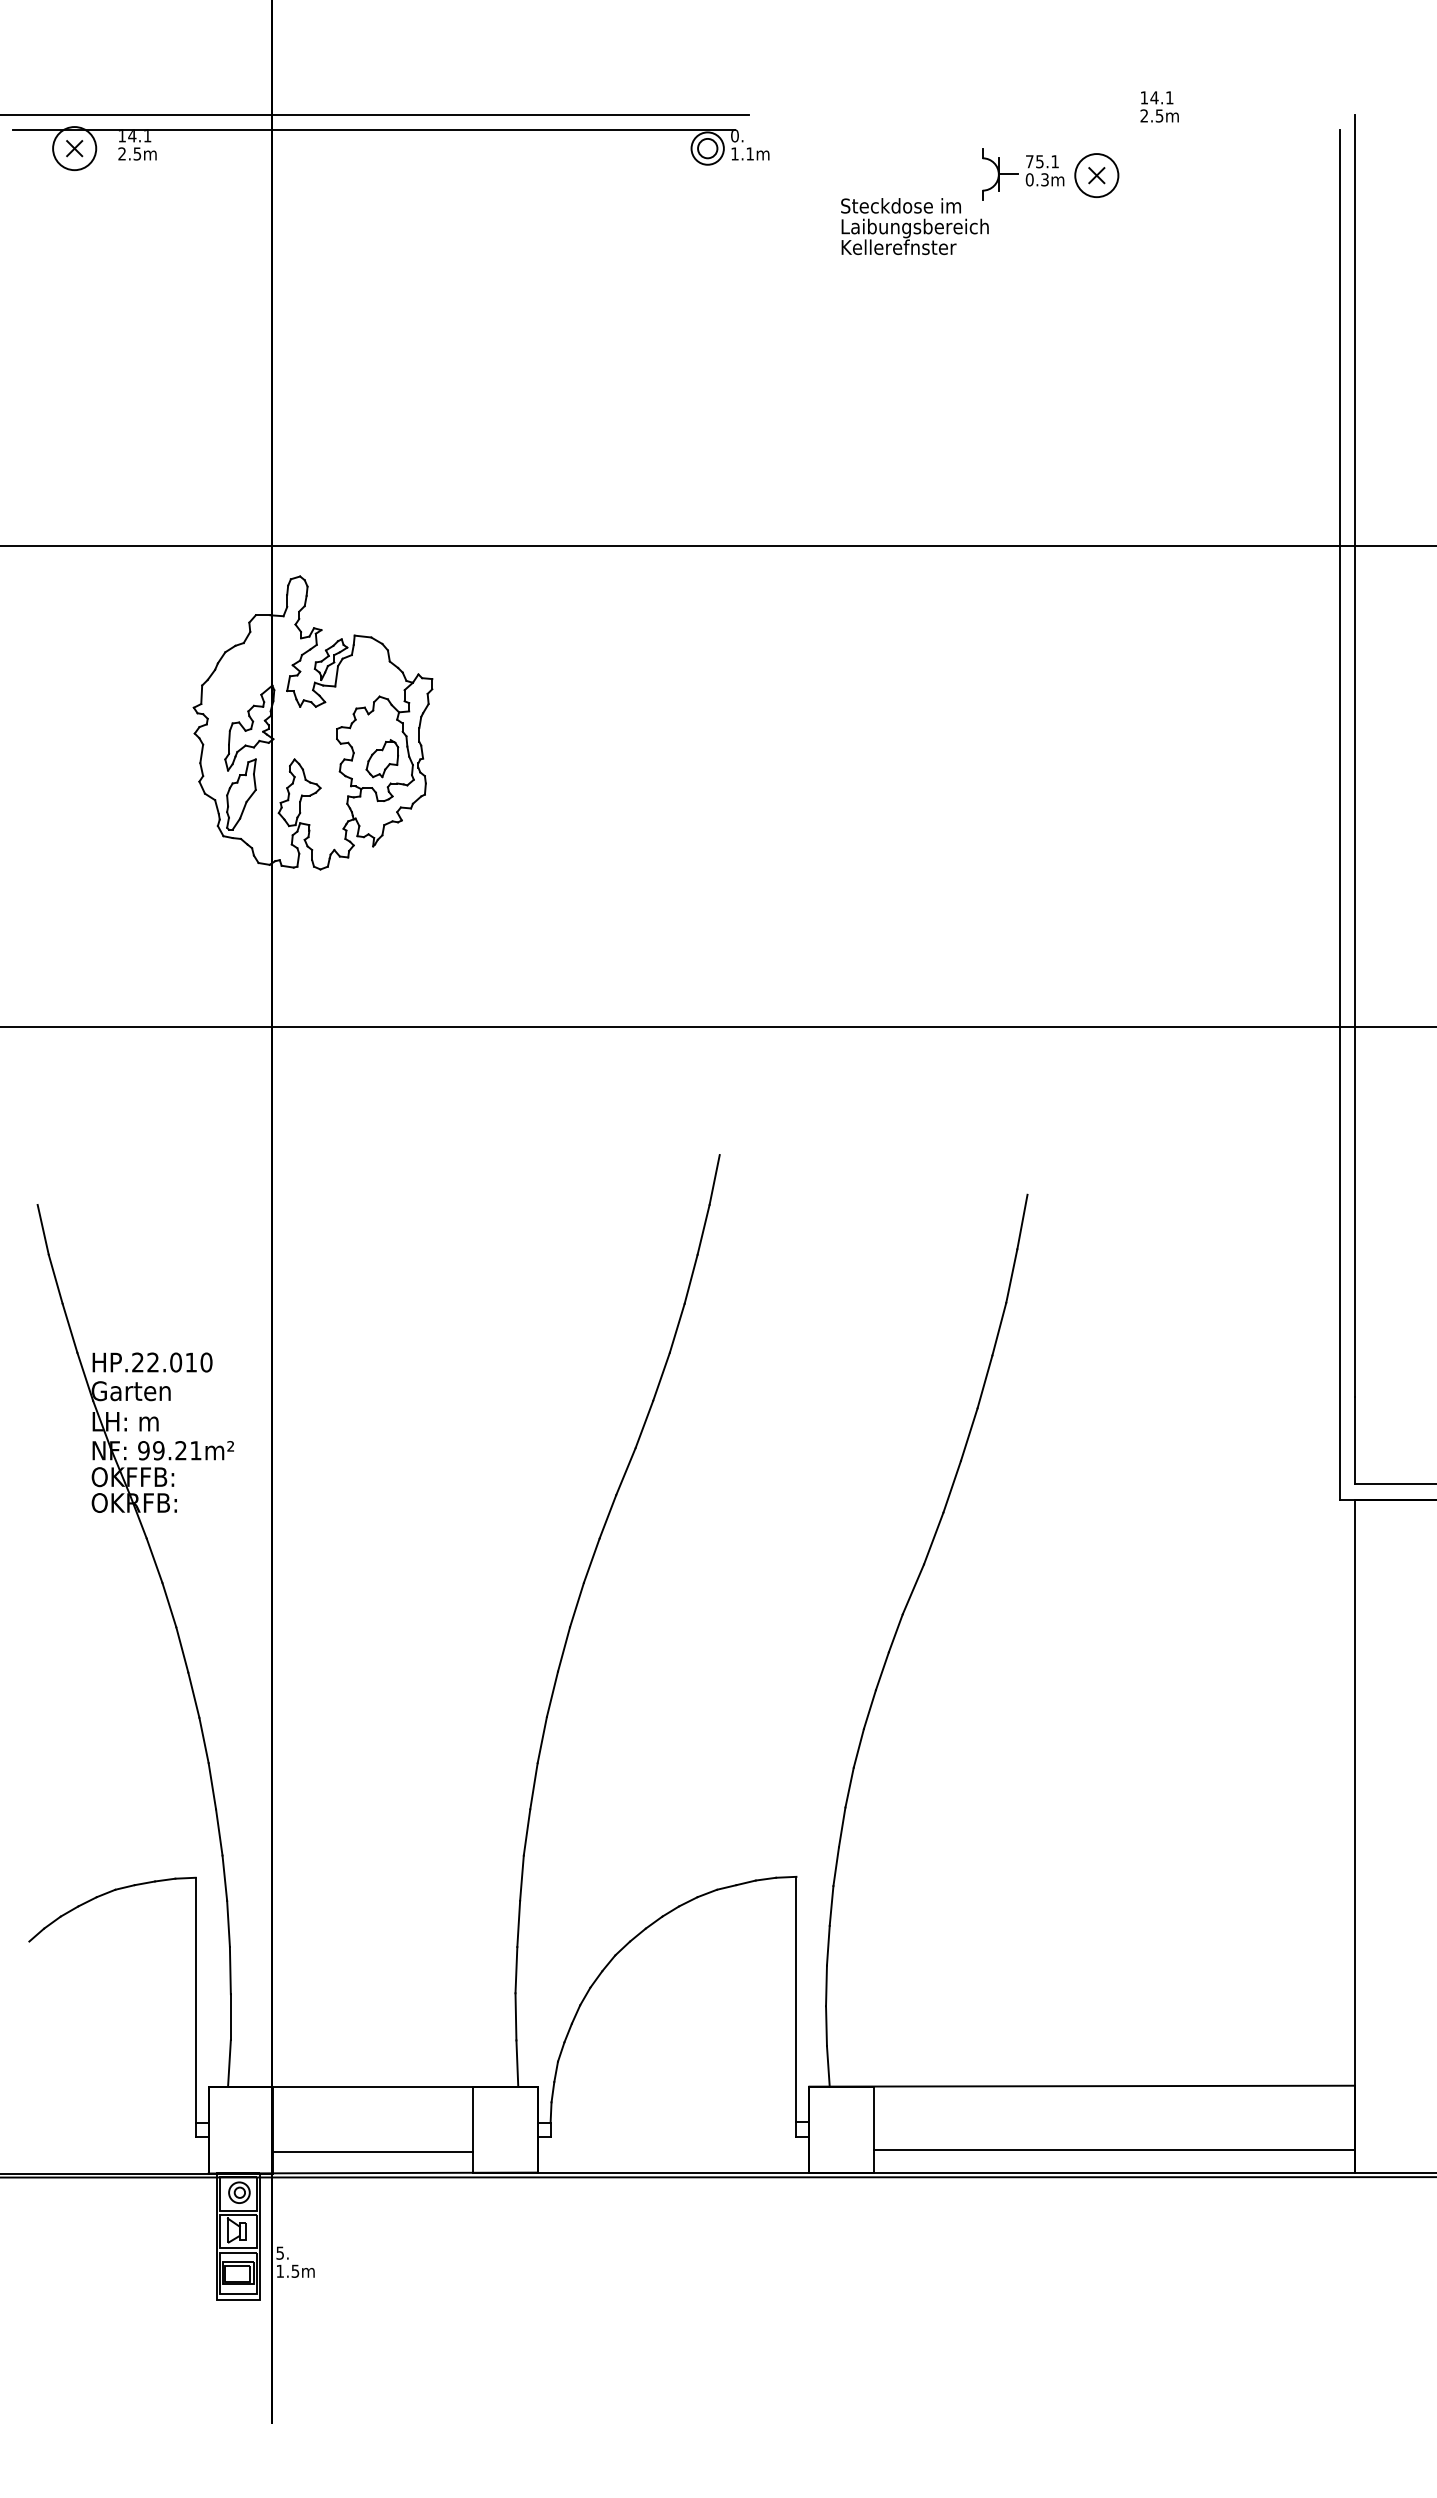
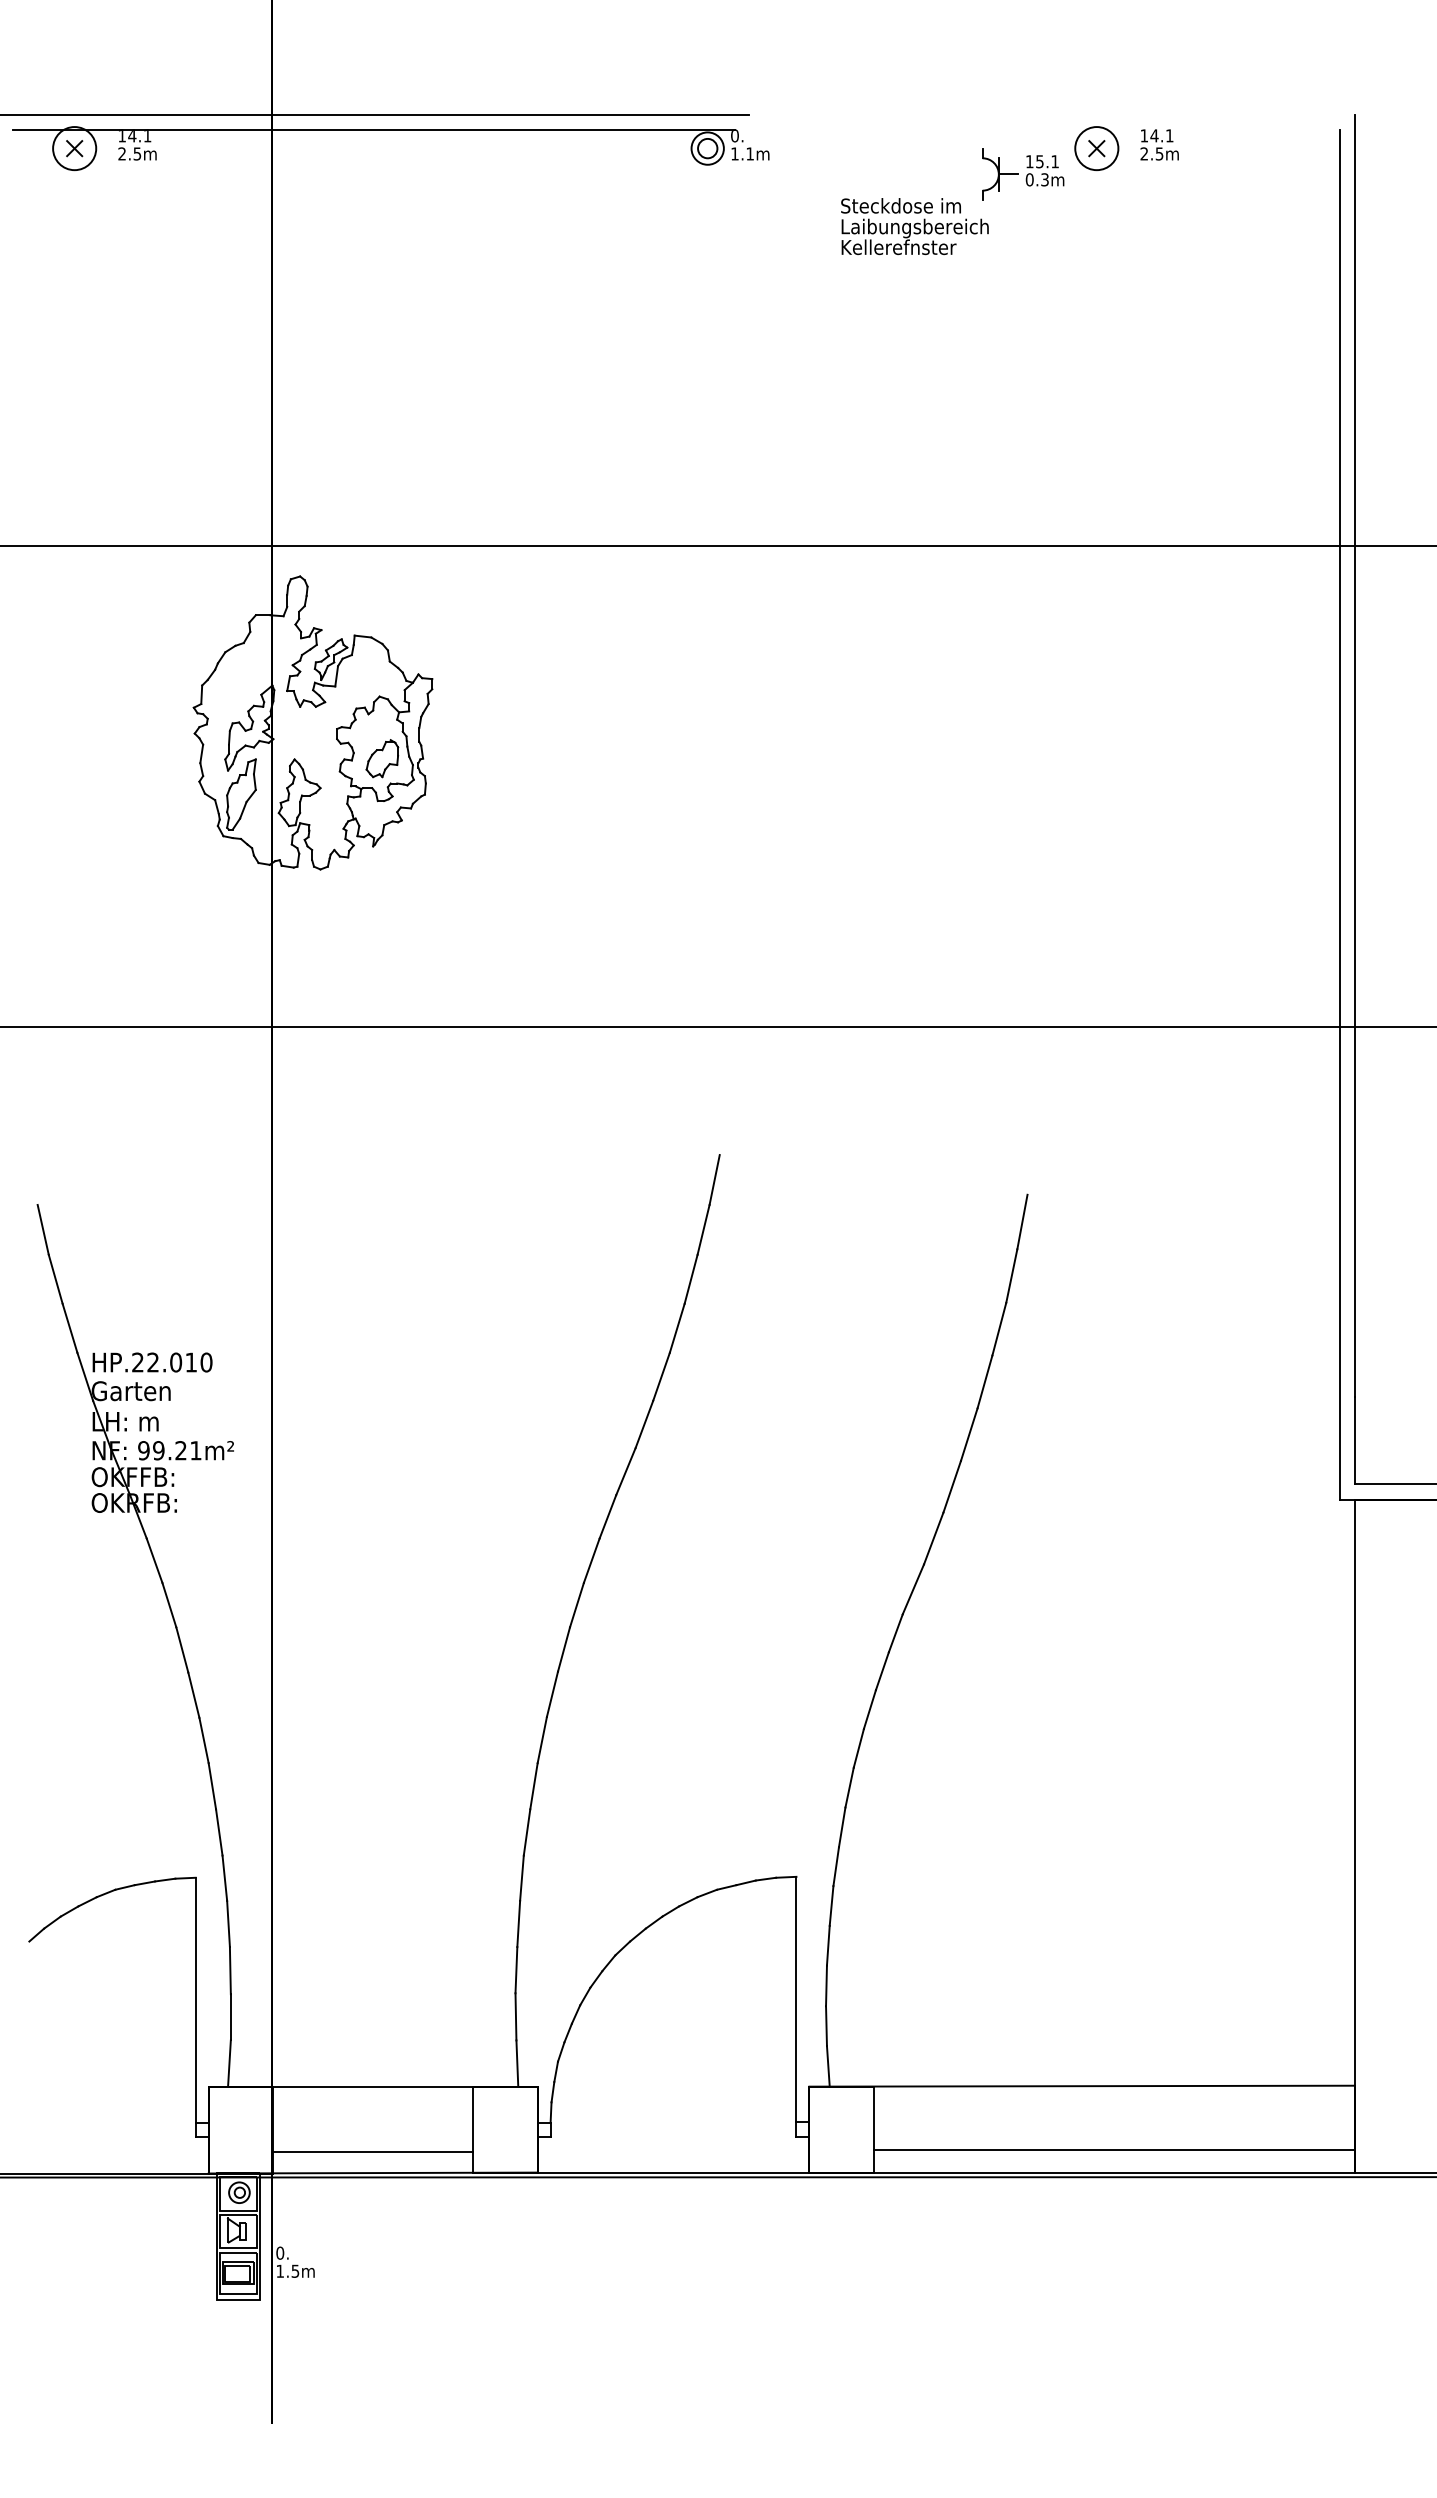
text position: (1159, 106) -> (1159, 144) (1159, 144)
text: 75.1 -> 15.1 (1029, 161)
part position: (1096, 175) -> (1096, 148) (1096, 148)
text: 5. -> 0. (280, 2252)
